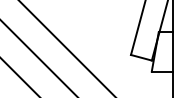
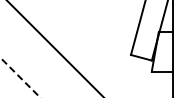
line position: (66, 48) -> (54, 48) (54, 48)
line: present -> none (38, 57)
line: solid -> dashed (20, 78)
